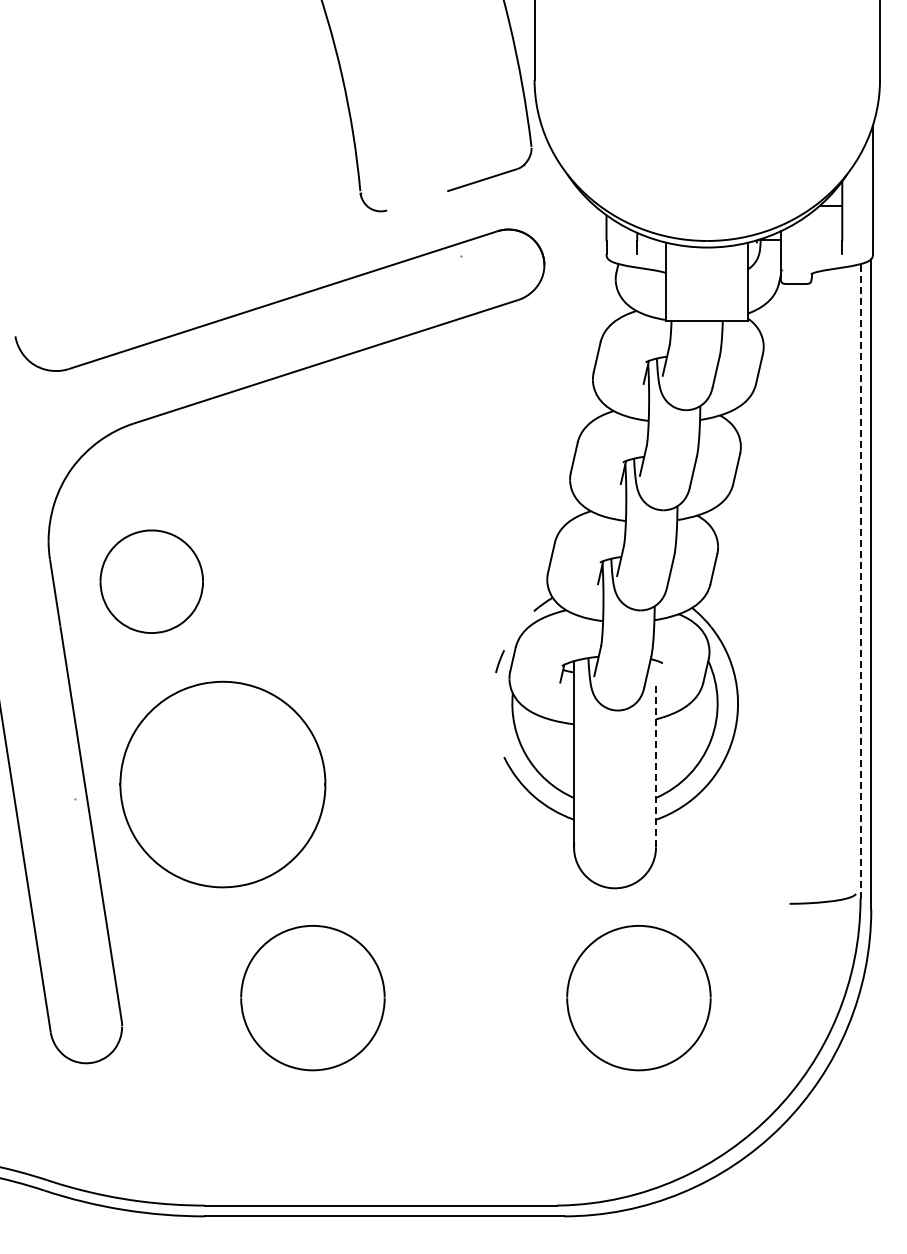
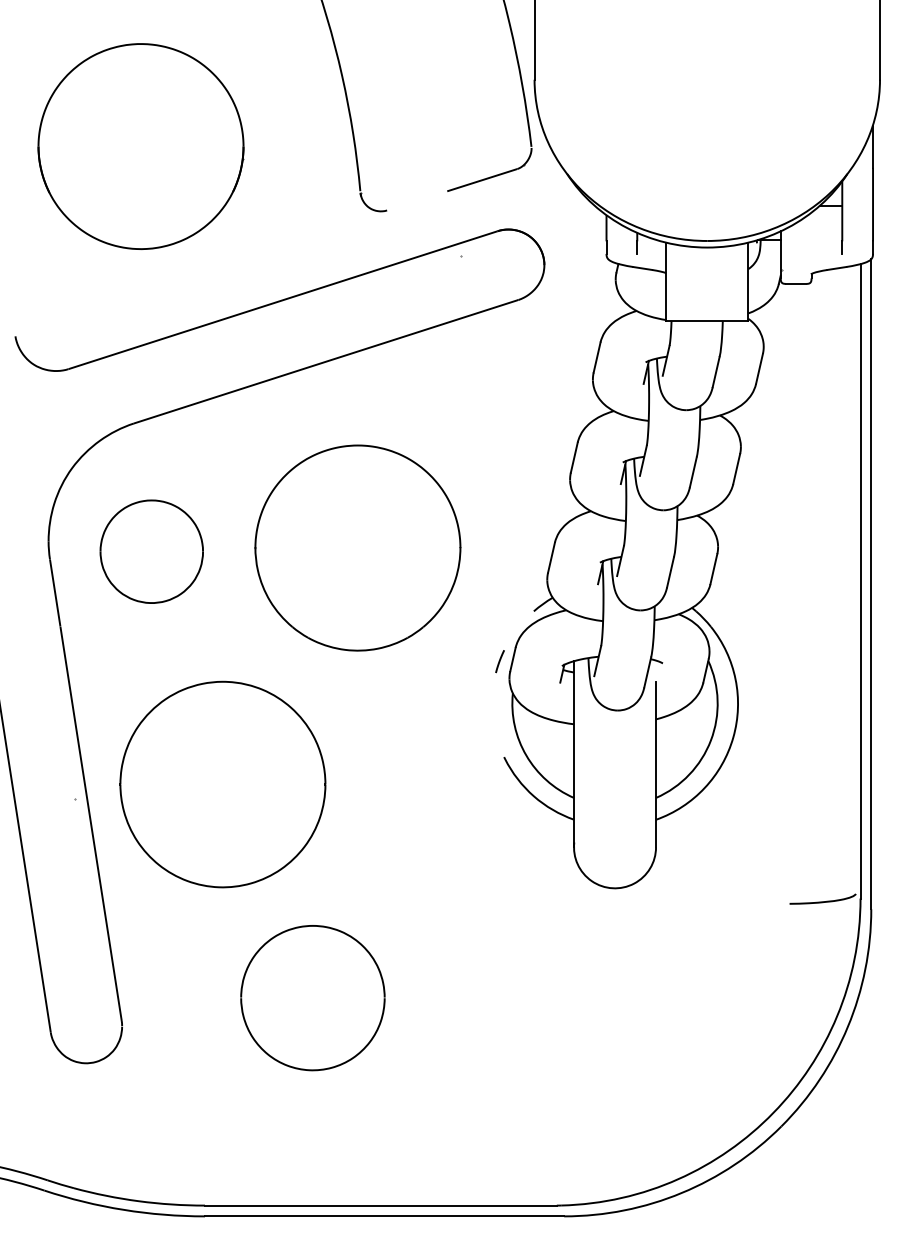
part: none -> present (140, 146)
part: none -> present (357, 547)
line: dashed -> solid (860, 580)
part position: (151, 581) -> (151, 551) (151, 551)
line: dashed -> solid (656, 764)
part: present -> none (638, 998)
